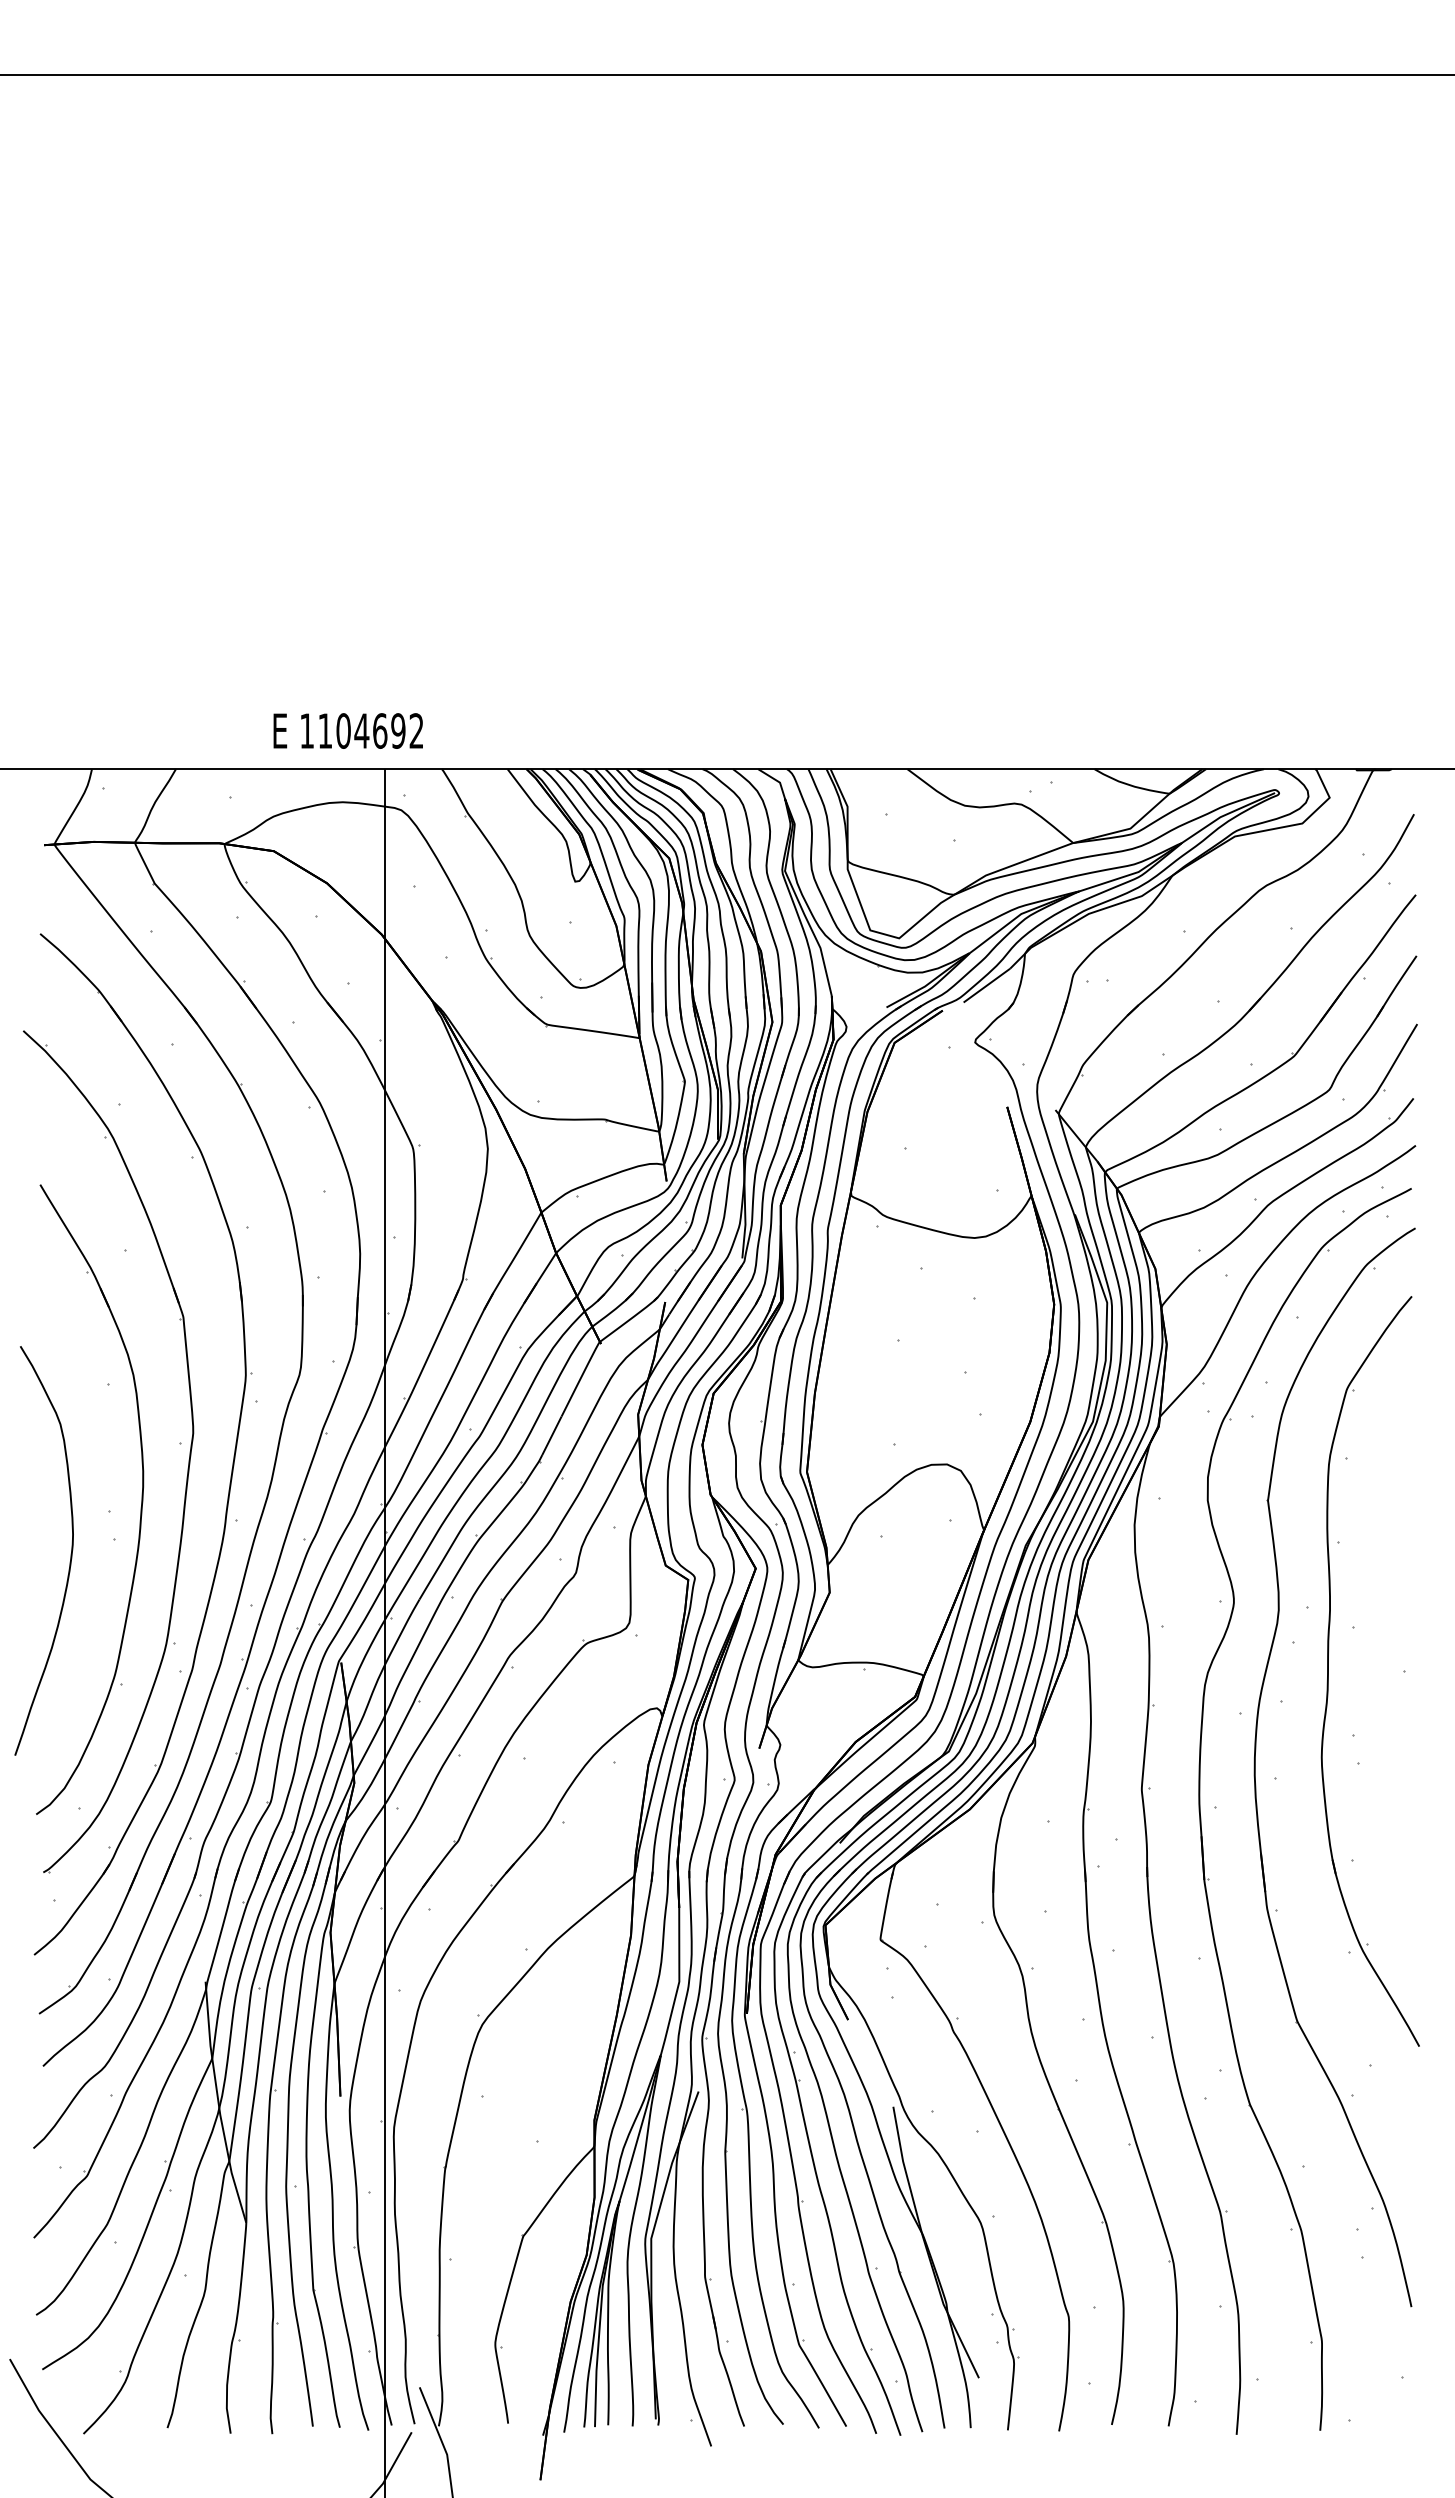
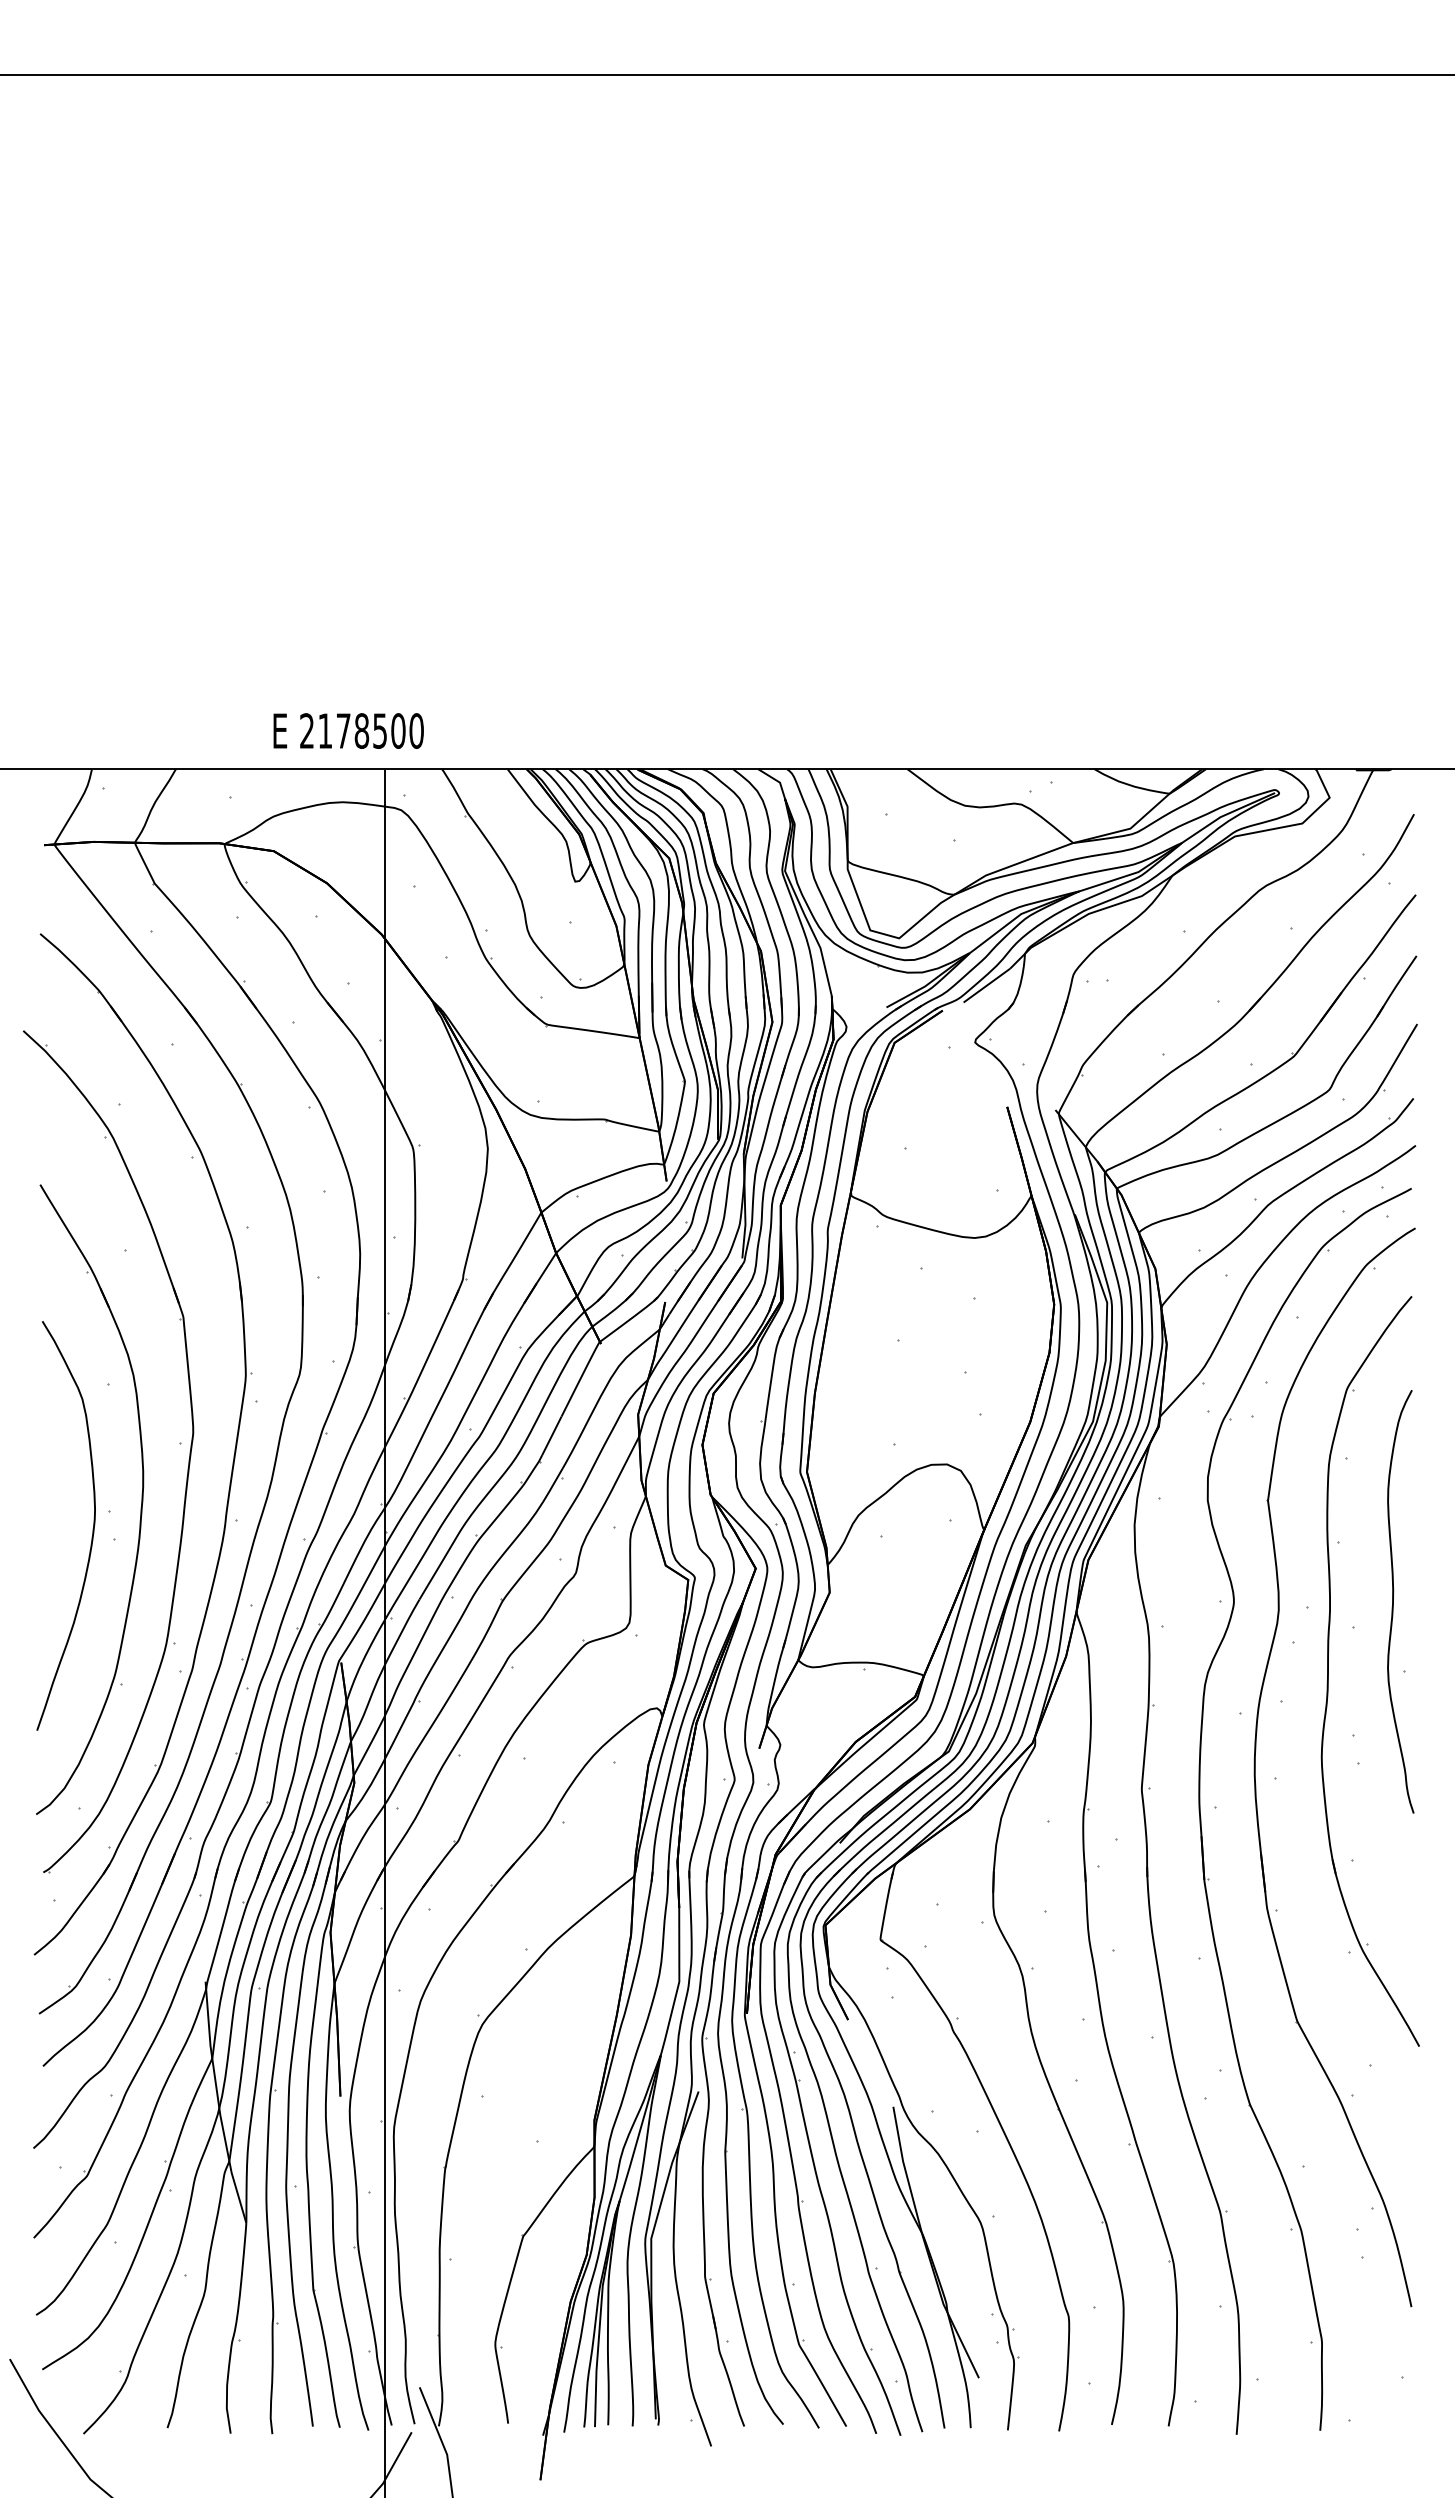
text: 1104692 -> 2178500 (361, 730)
curve position: (70, 1553) -> (92, 1528) (92, 1528)
curve: none -> present (1393, 1601)
